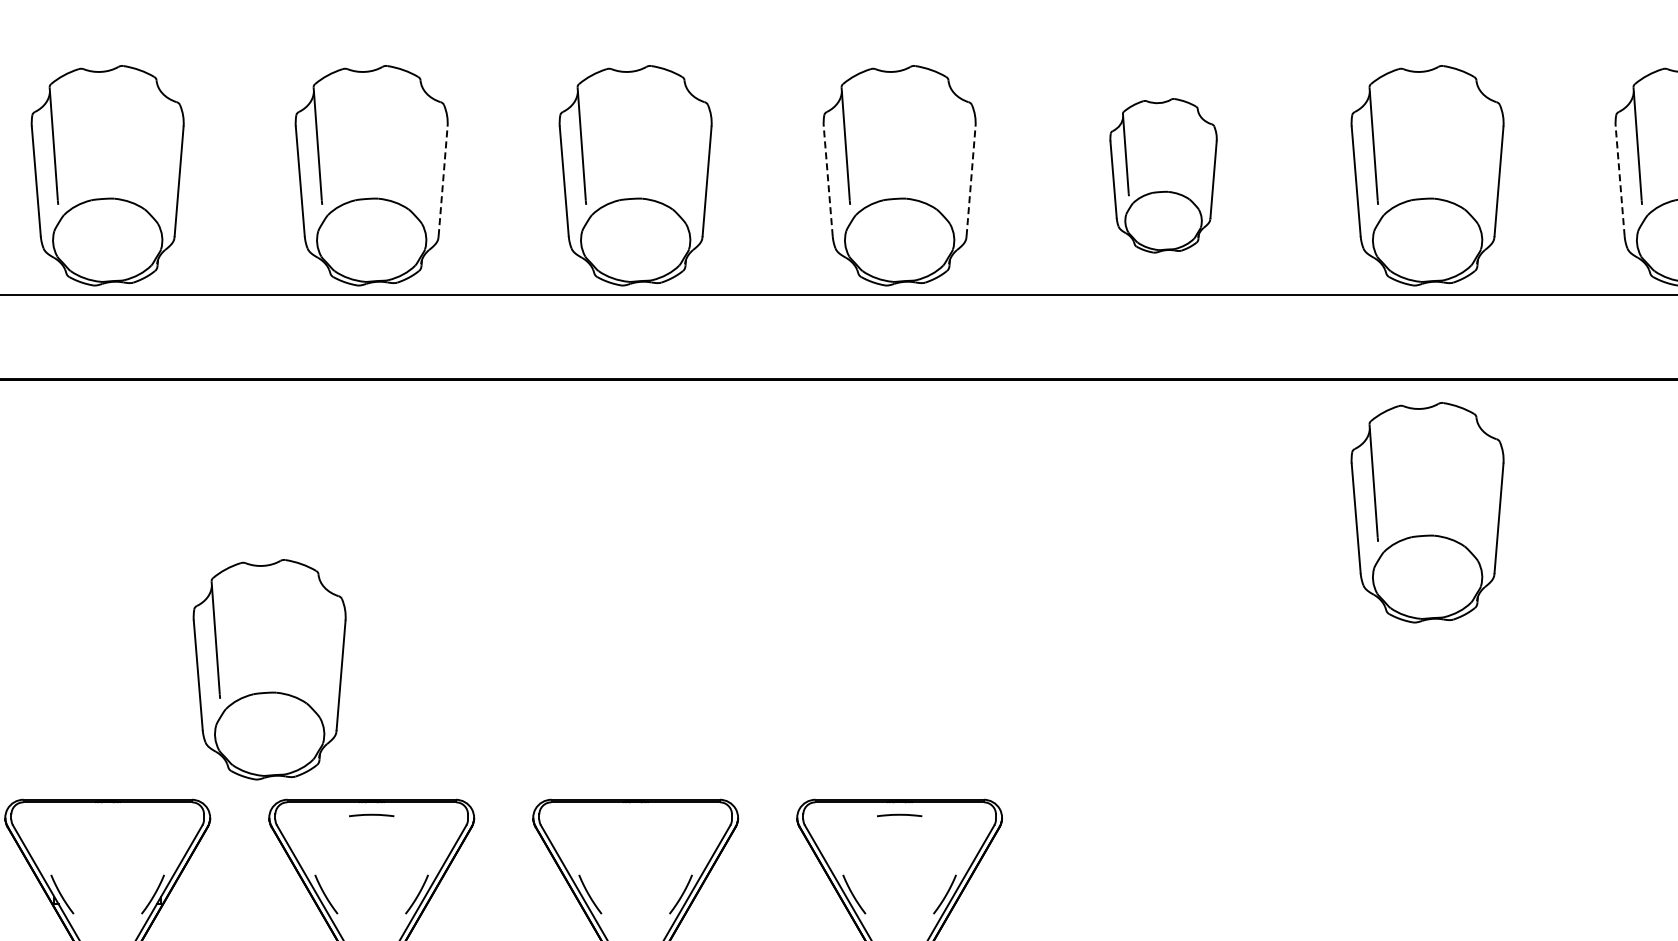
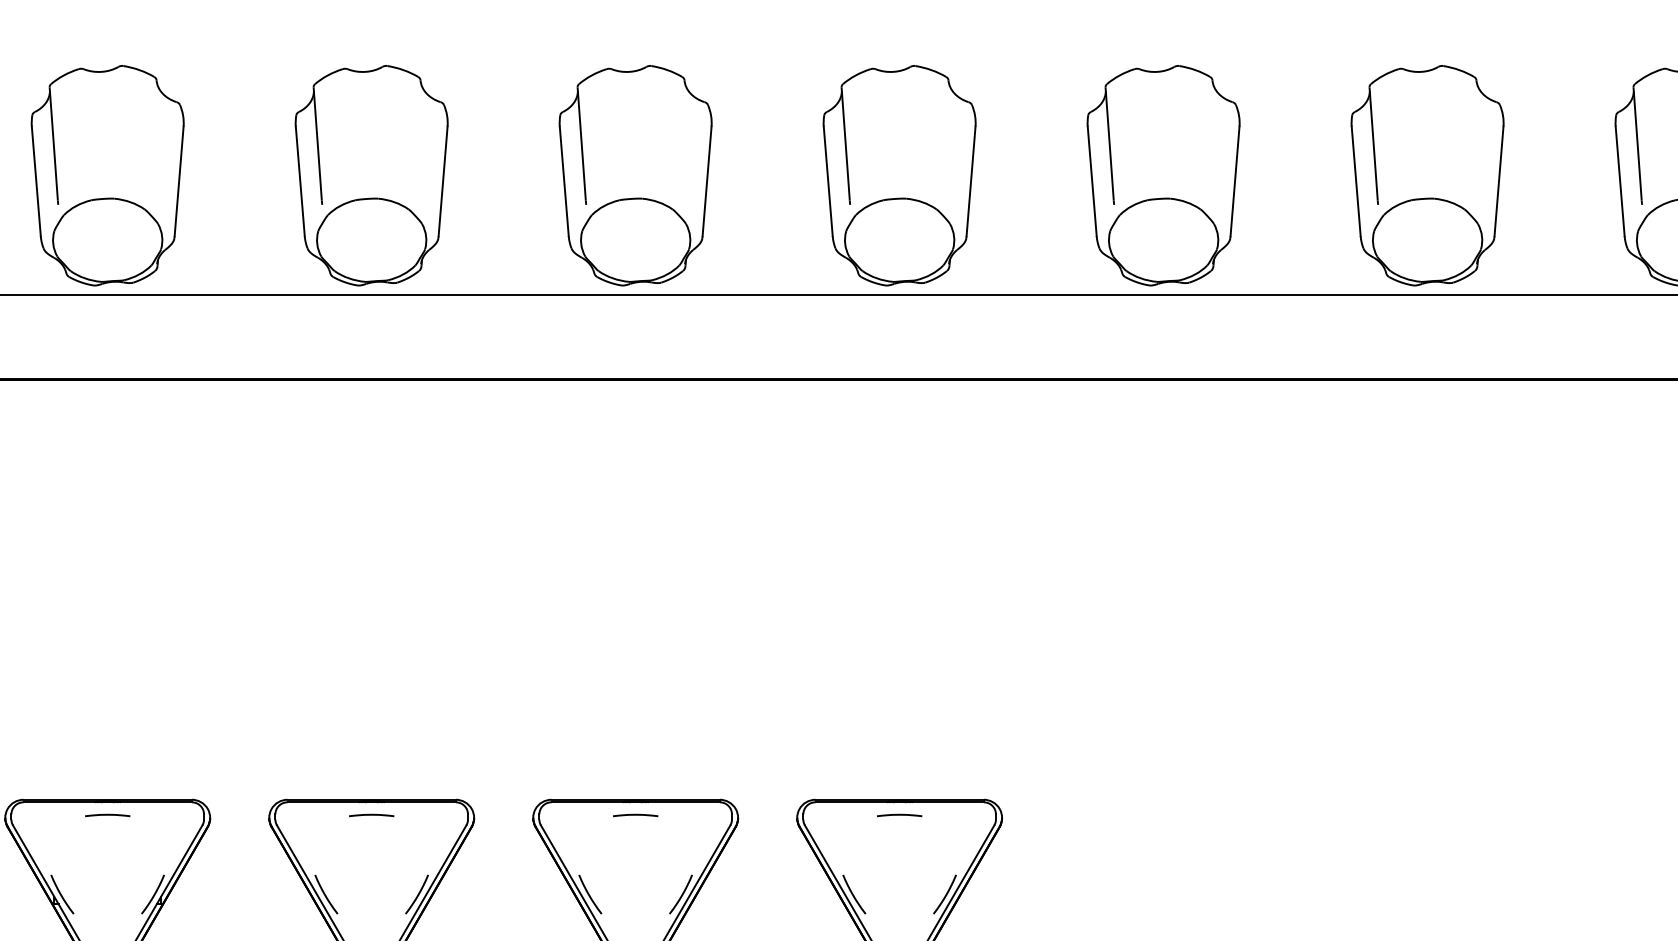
part size: 109x156 px -> 155x222 px (1163, 175)
line: dashed -> solid (443, 181)
line: dashed -> solid (828, 181)
line: dashed -> solid (971, 181)
line: dashed -> solid (1620, 181)
part: present -> none (1427, 512)
part: present -> none (269, 669)
curve: none -> present (107, 815)
curve: none -> present (635, 815)
